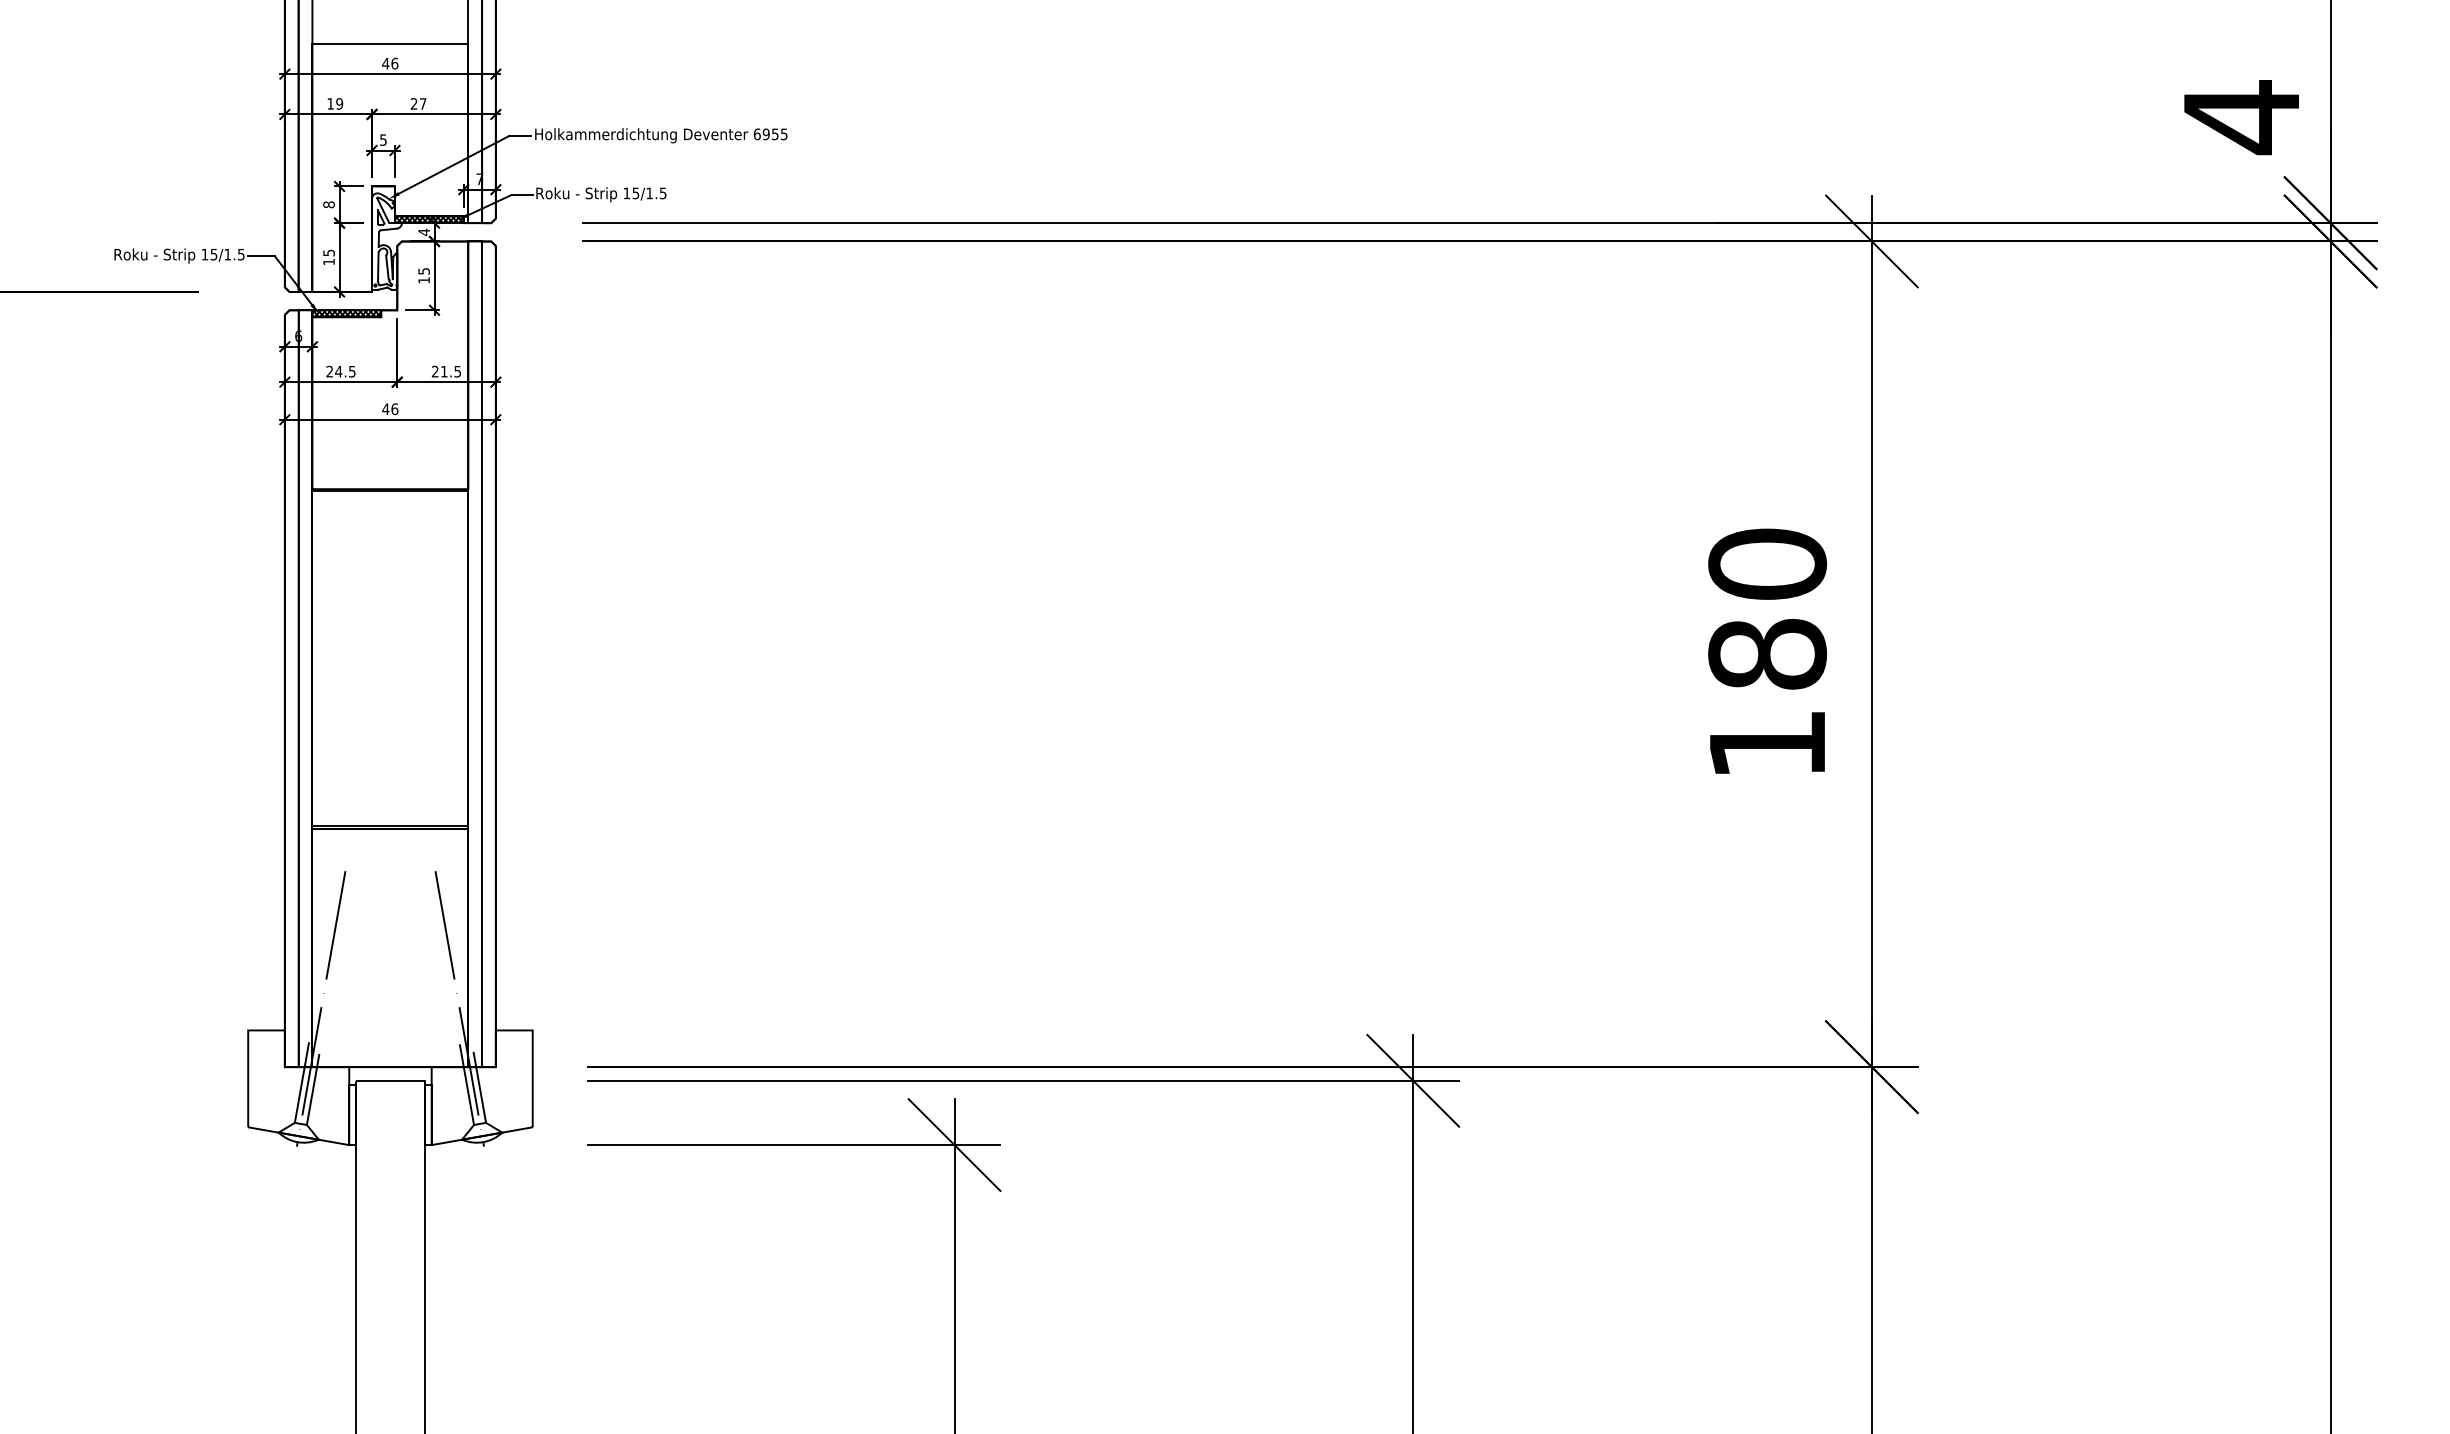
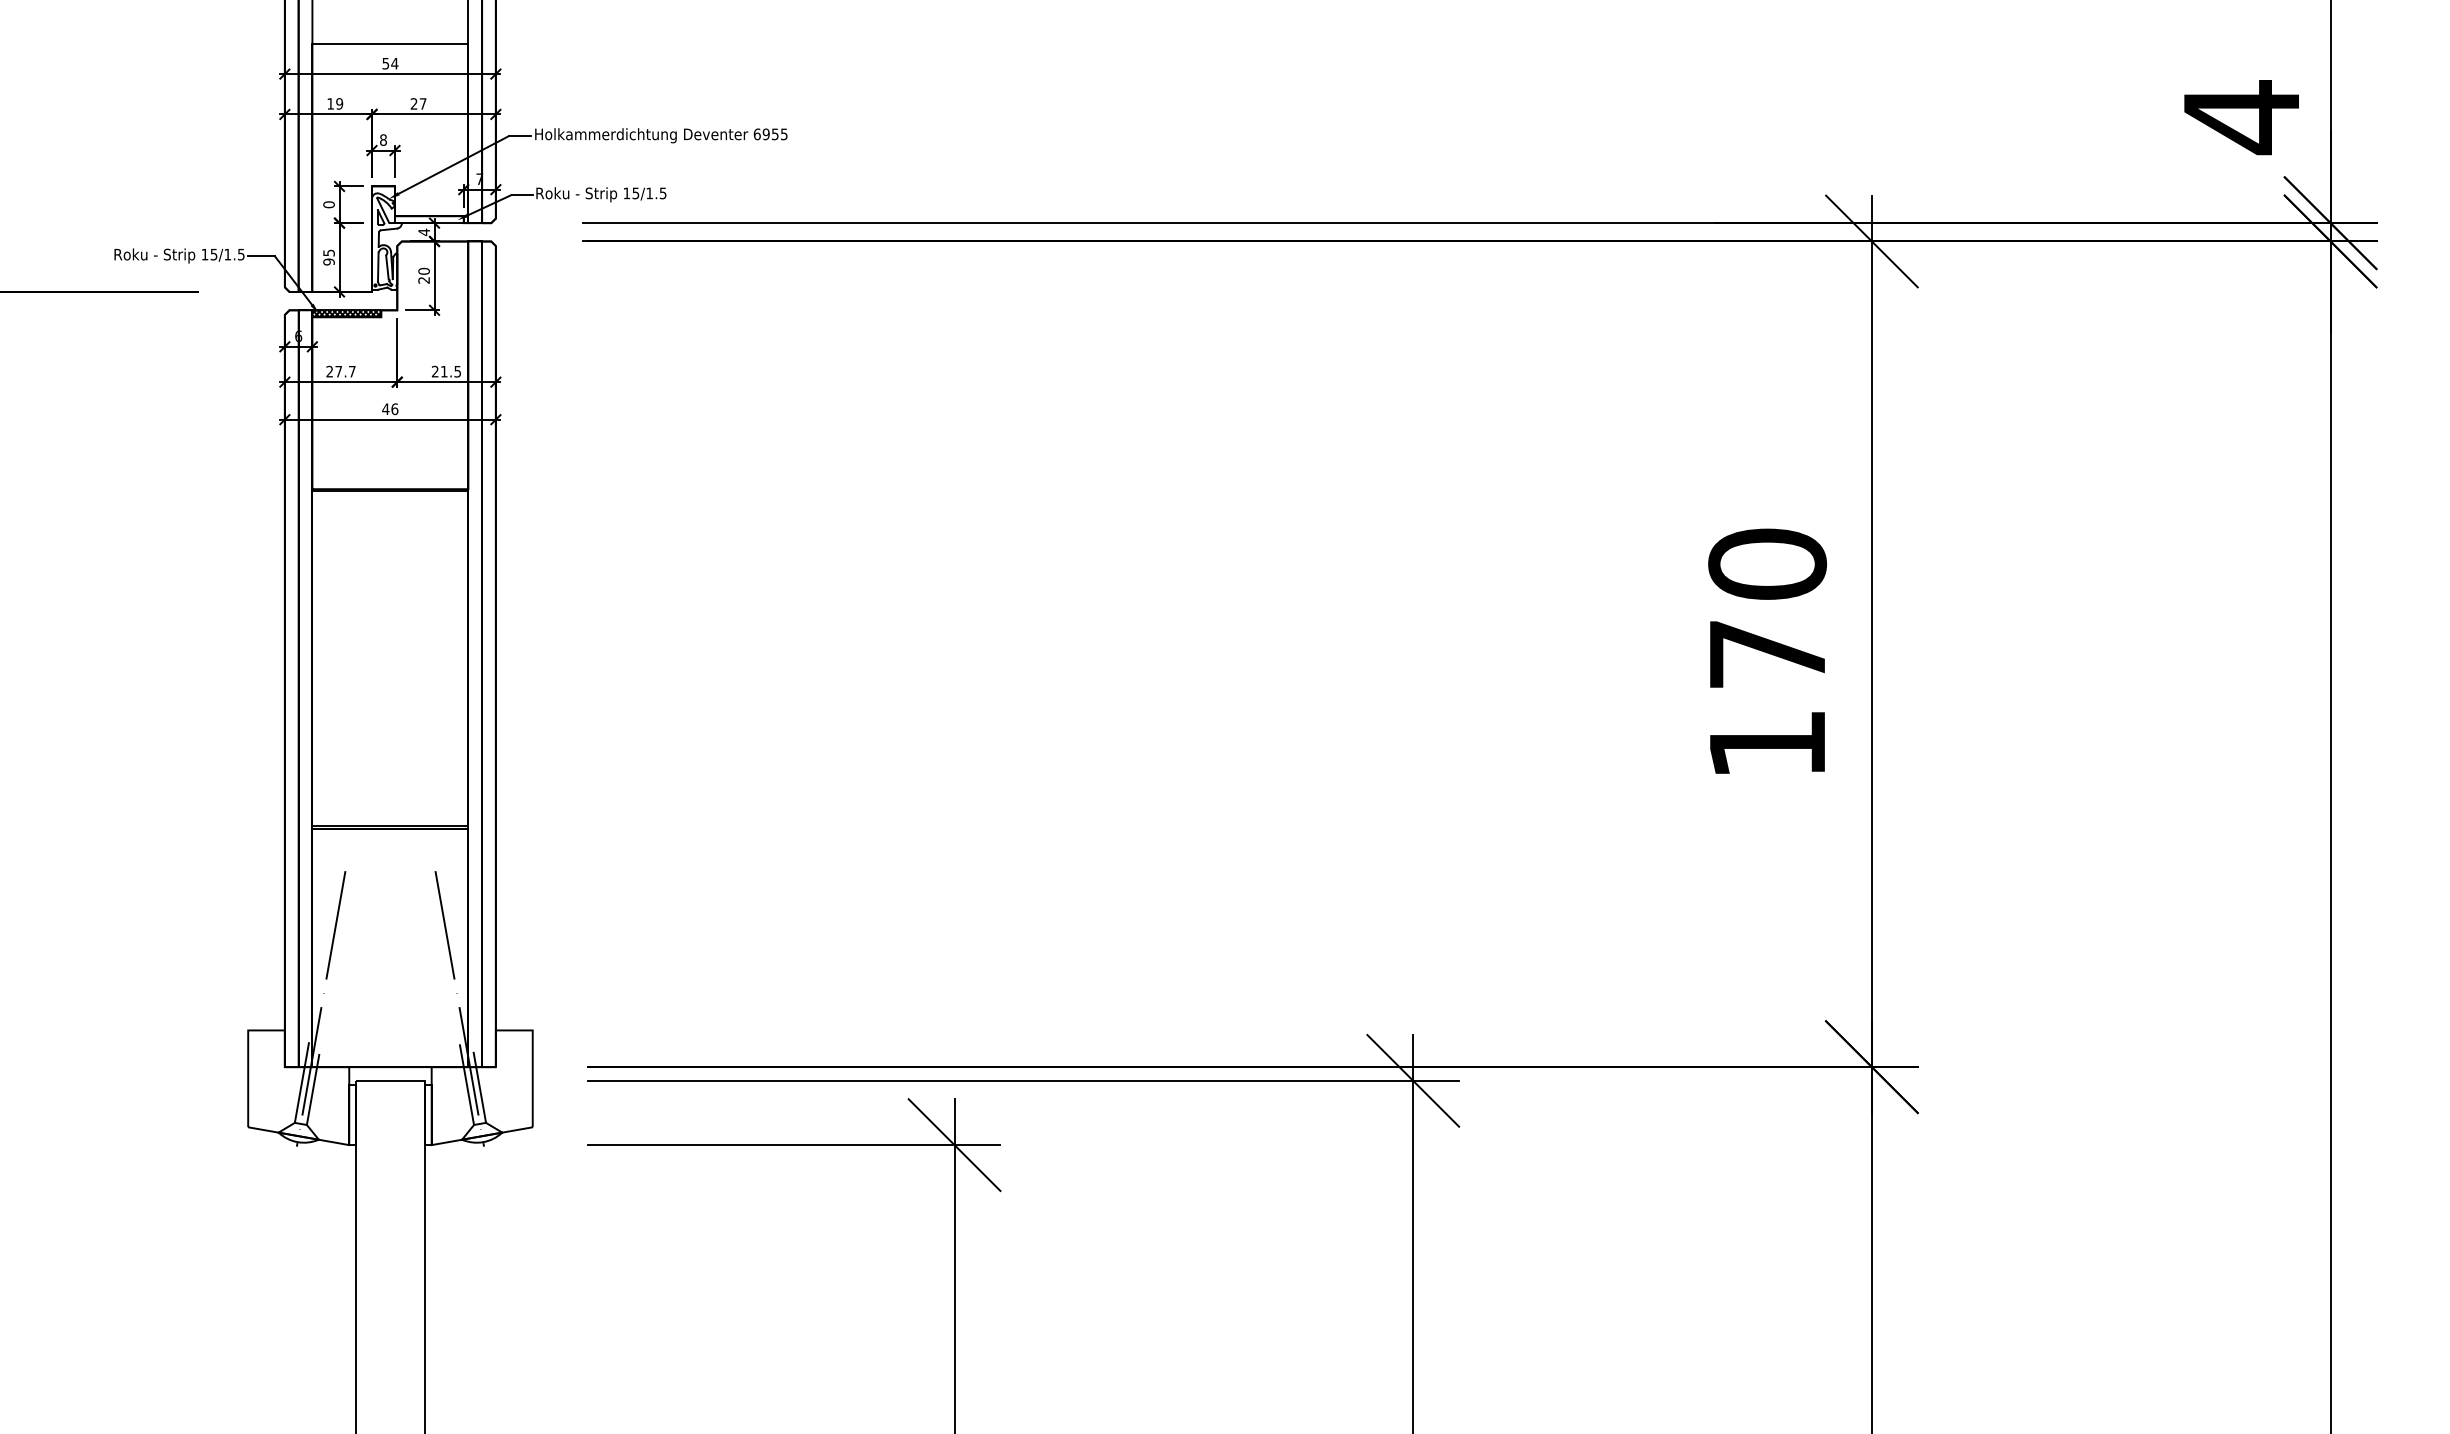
text: 46 -> 54 (390, 63)
text: 5 -> 8 (383, 139)
text: 8 -> 0 (328, 204)
hatch: present -> none (428, 219)
text: 15 -> 95 (328, 261)
text: 15 -> 20 (423, 275)
text: 24.5 -> 27.7 (345, 371)
text: 180 -> 170 (1767, 654)
